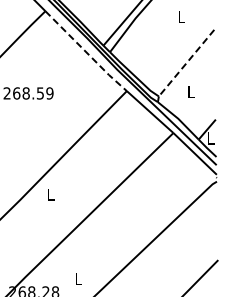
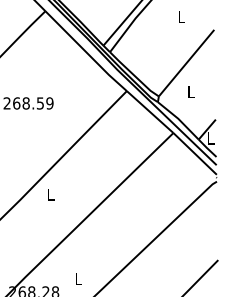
line: dashed -> solid (86, 52)
line: dashed -> solid (186, 63)
text position: (28, 93) -> (28, 103) (28, 103)
